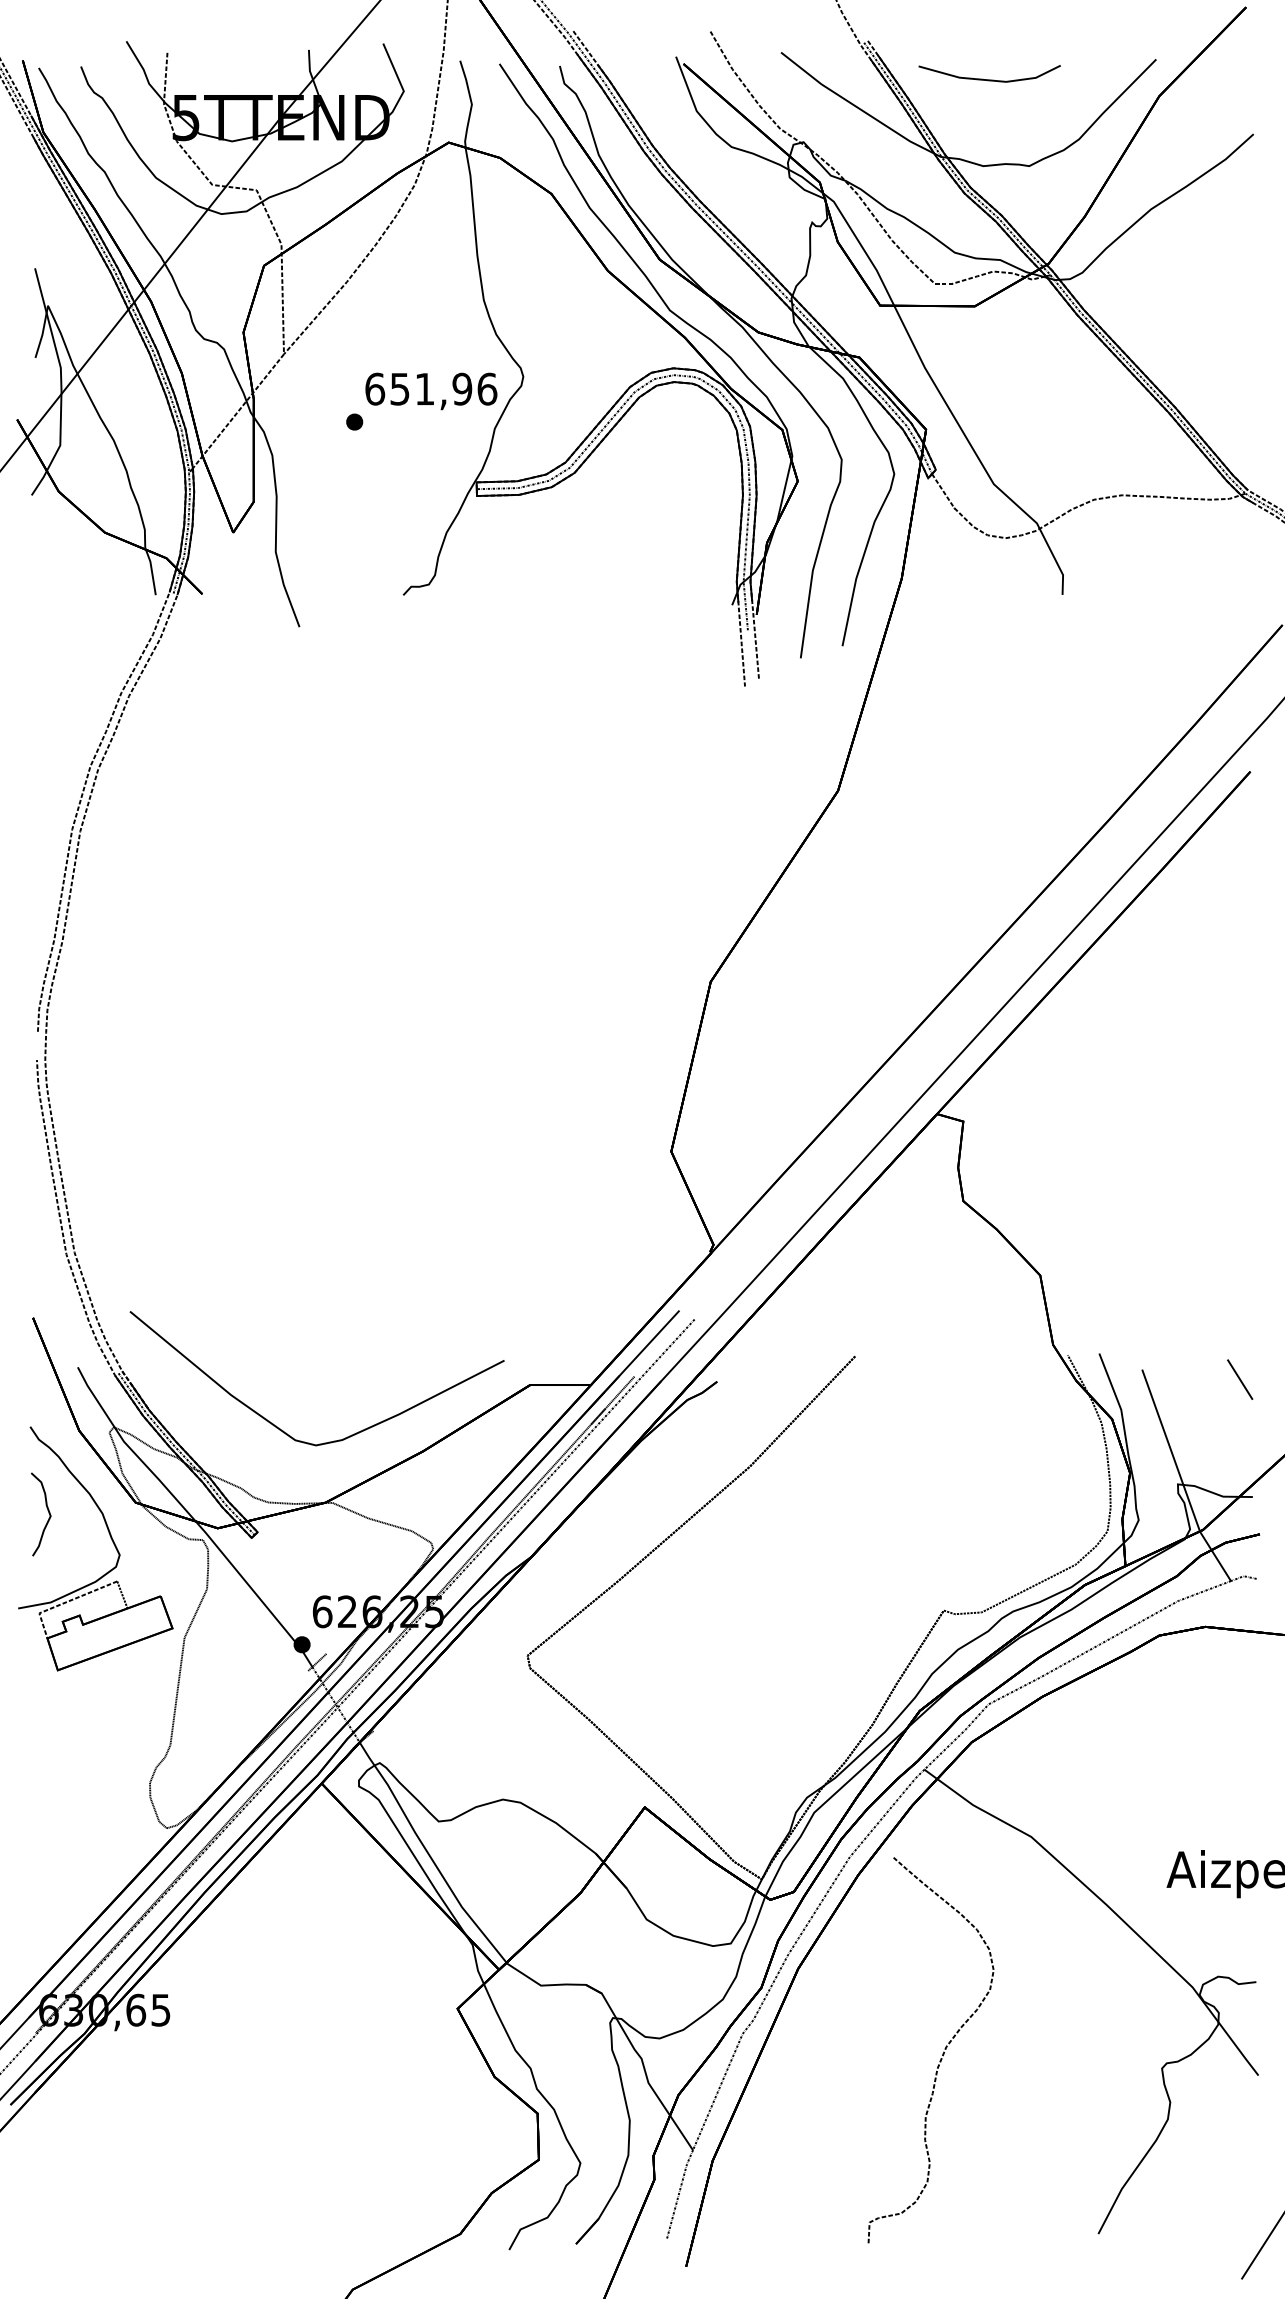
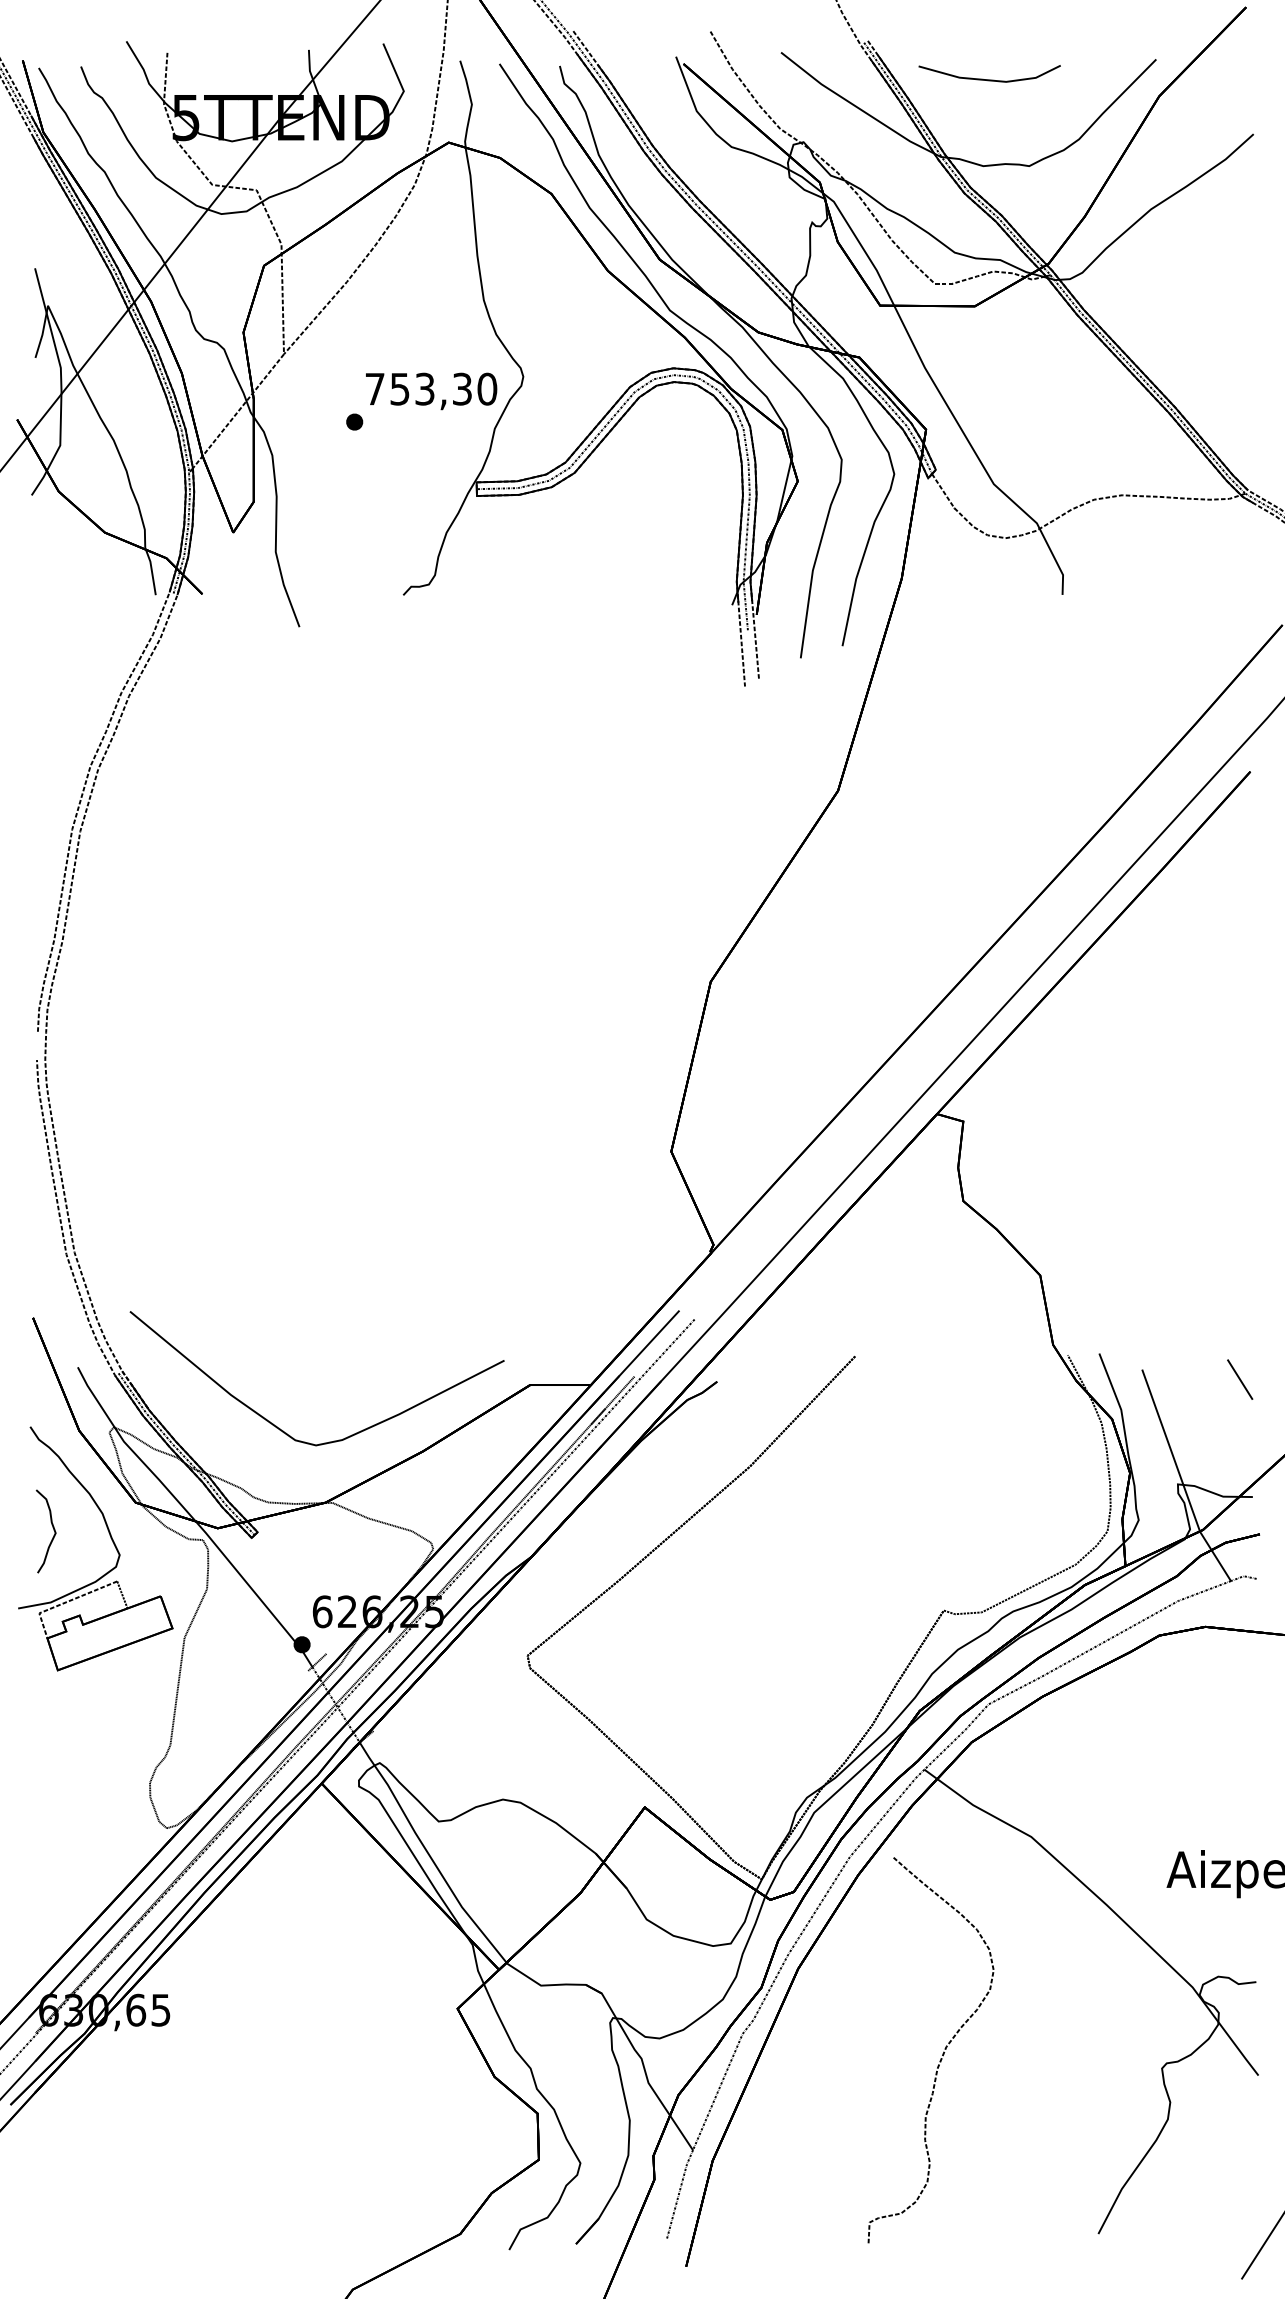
text: 651,96 -> 753,30 (431, 388)
part position: (47, 1510) -> (52, 1527) (52, 1527)
